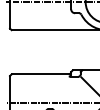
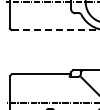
line: solid -> dashed (55, 30)
